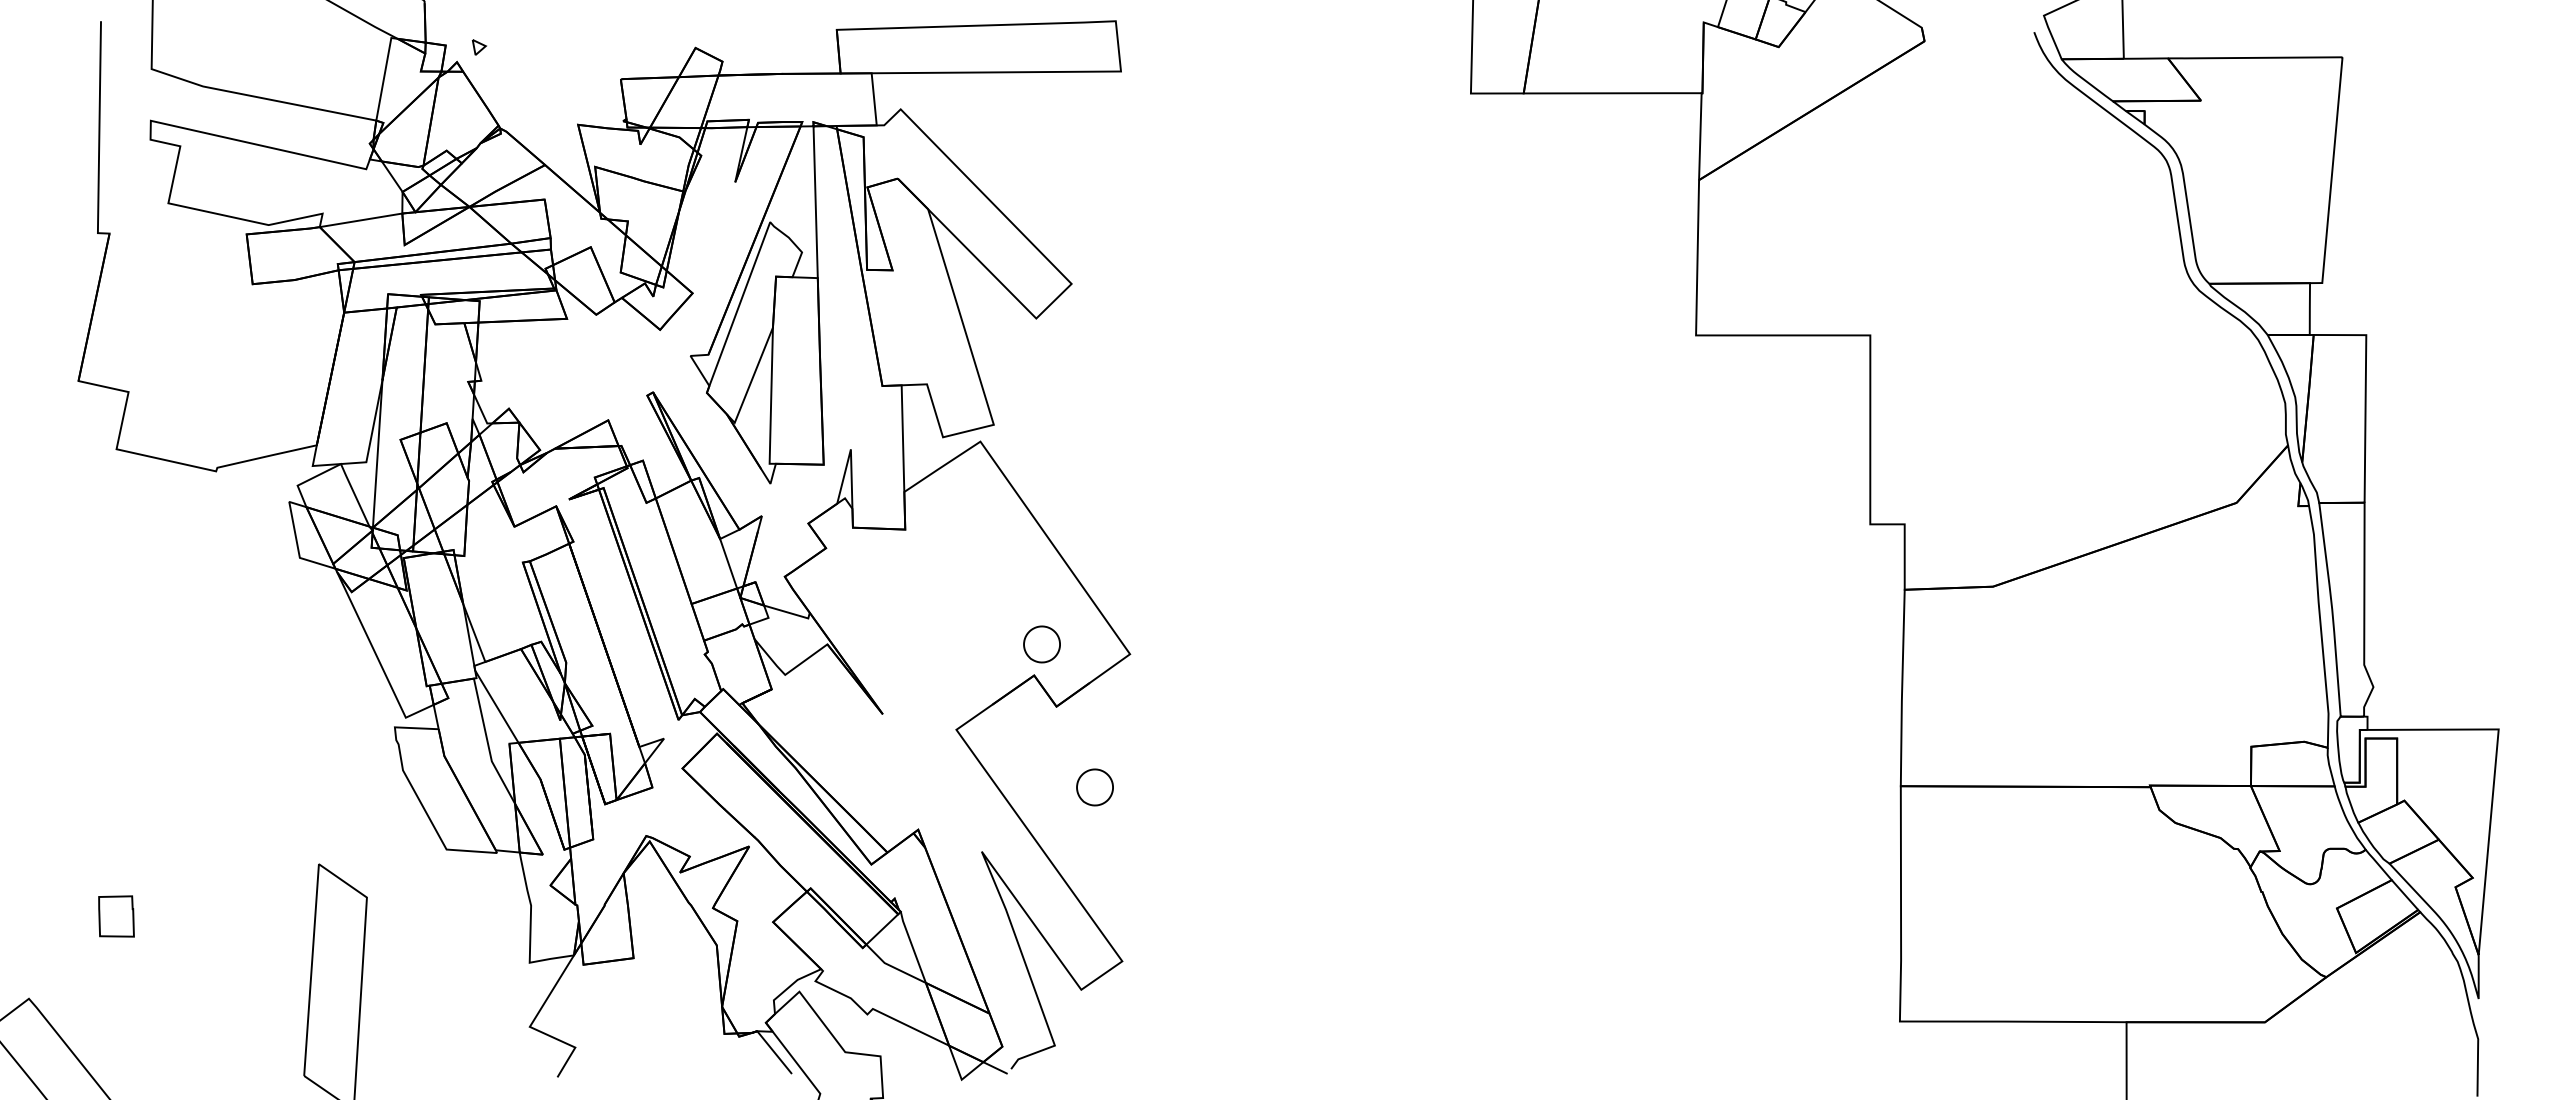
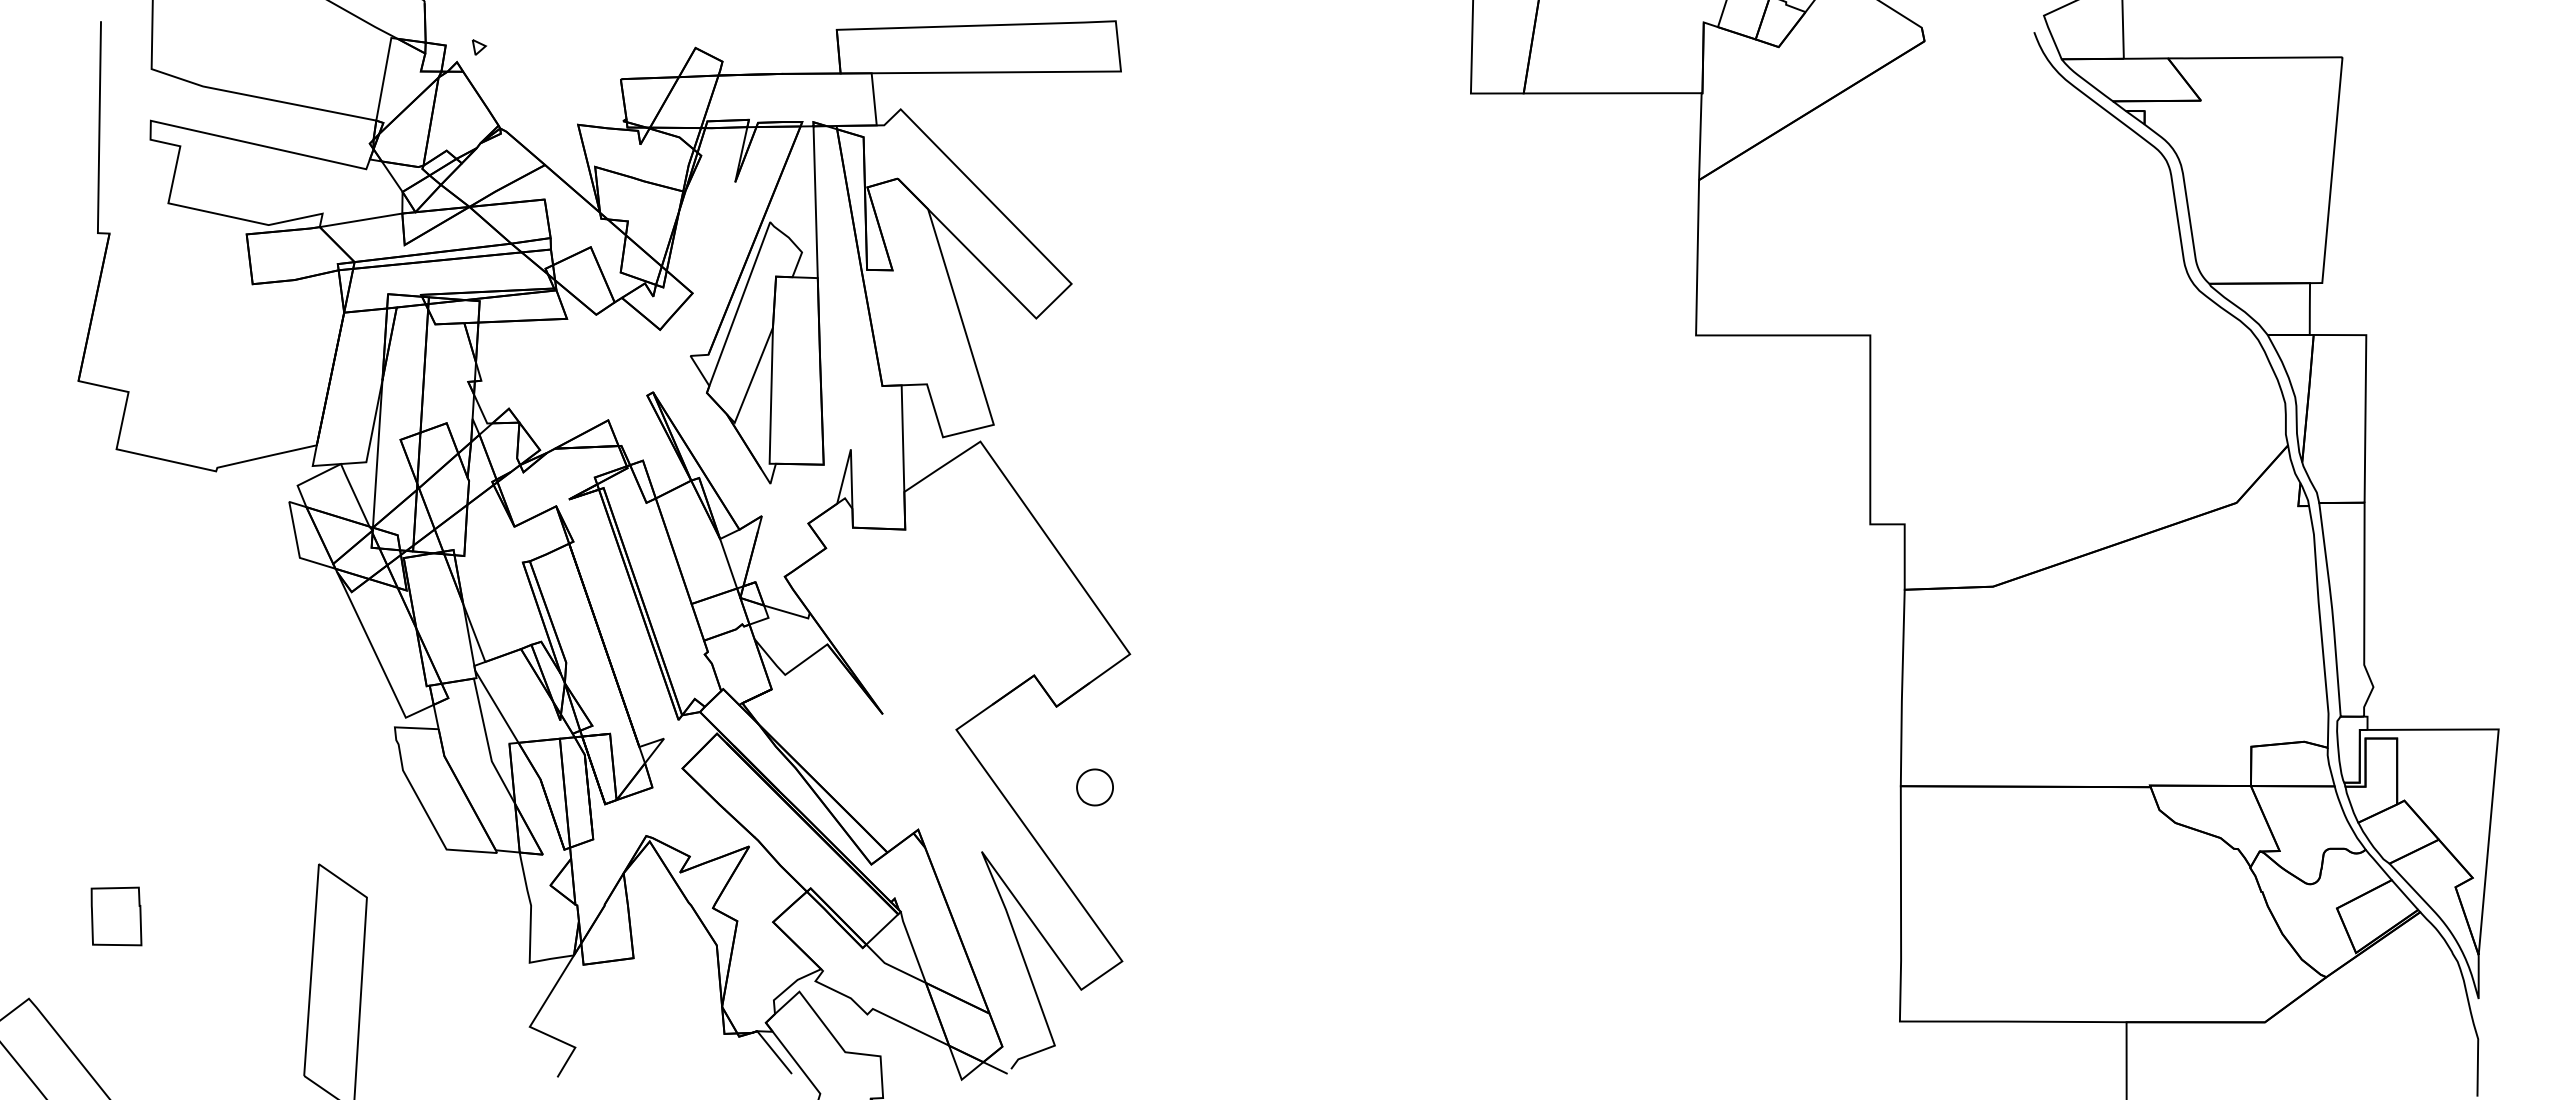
part: present -> none (1041, 644)
part size: 37x43 px -> 53x61 px (116, 916)
